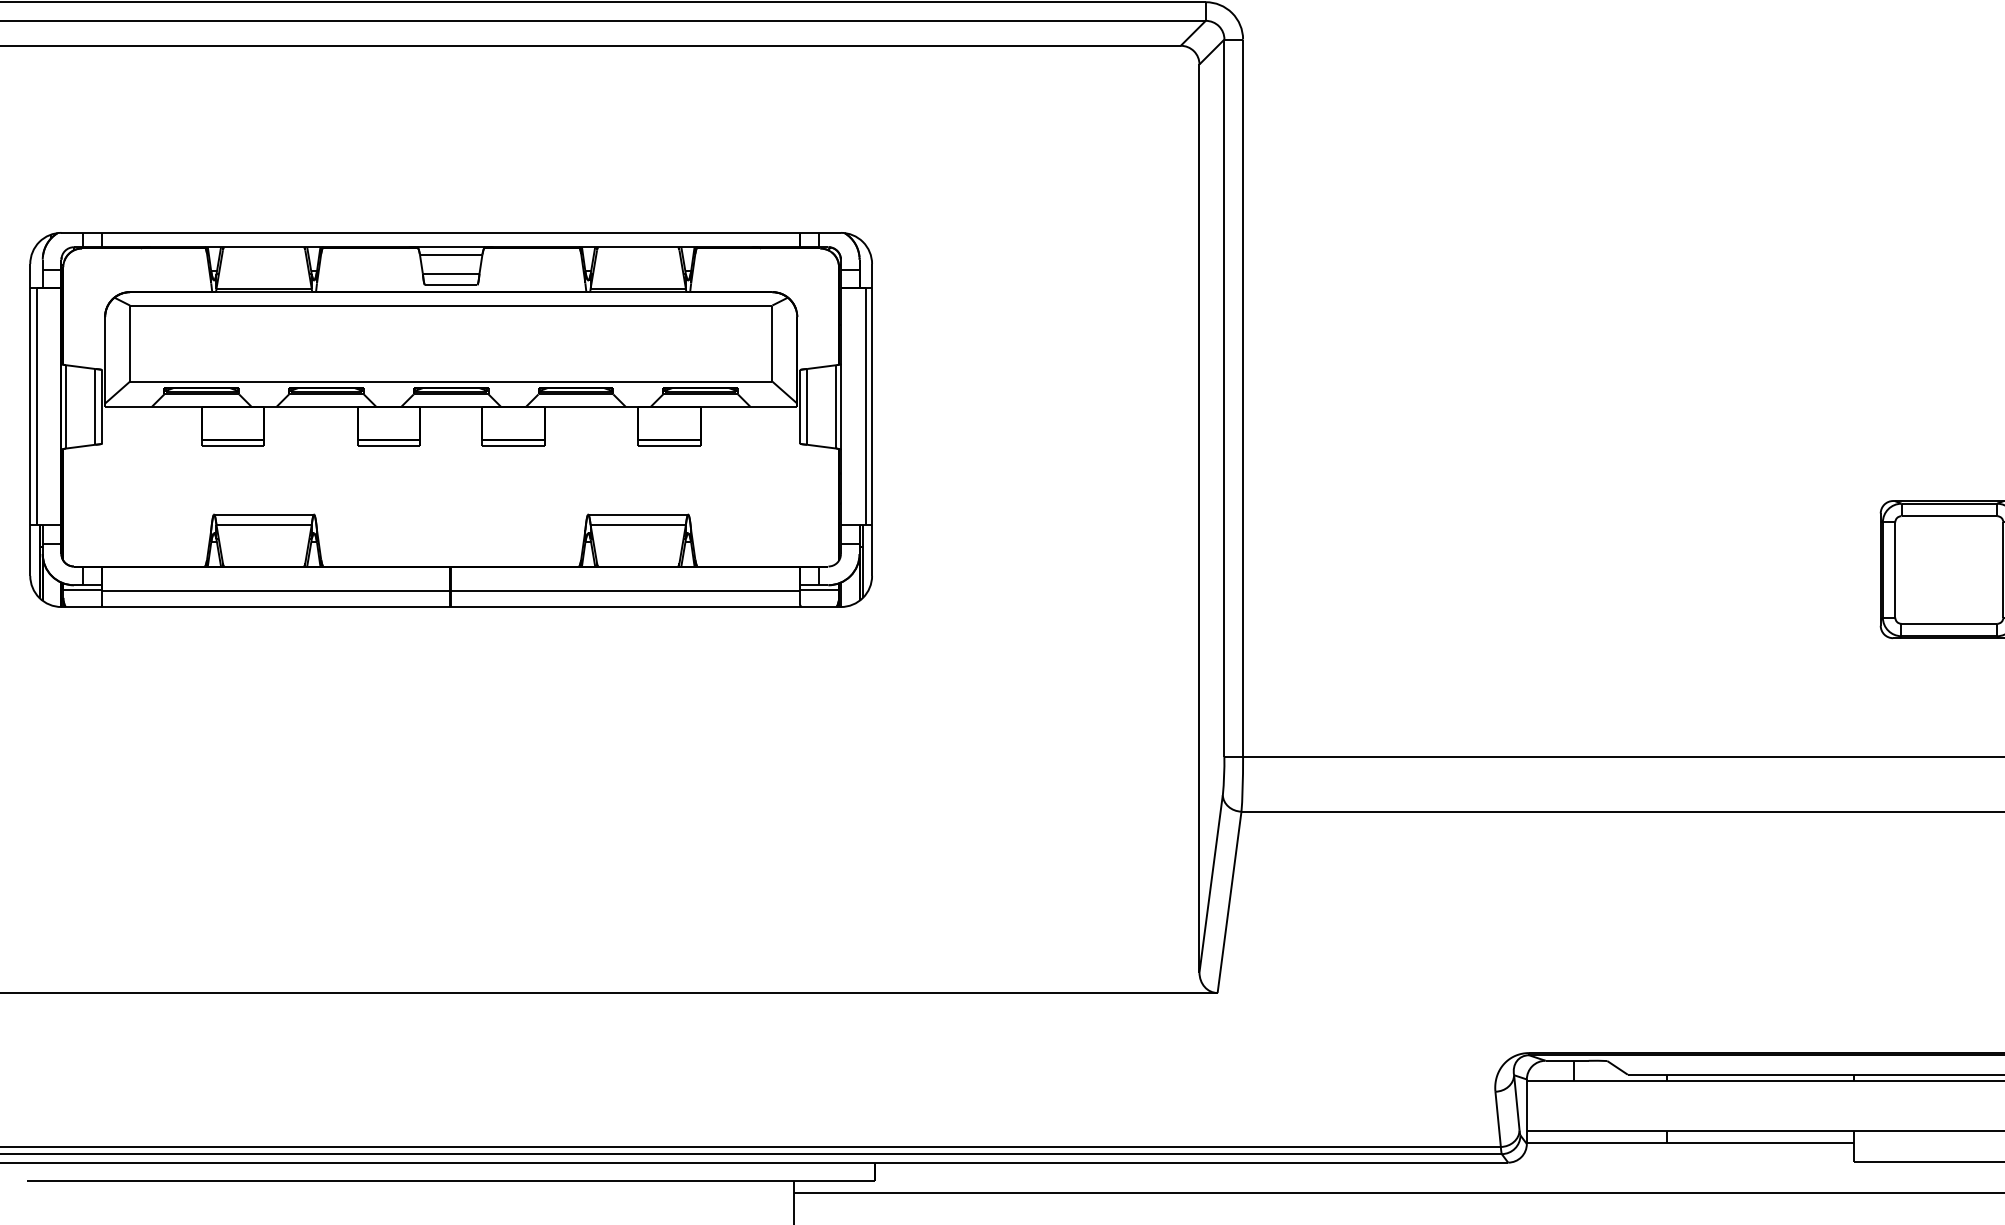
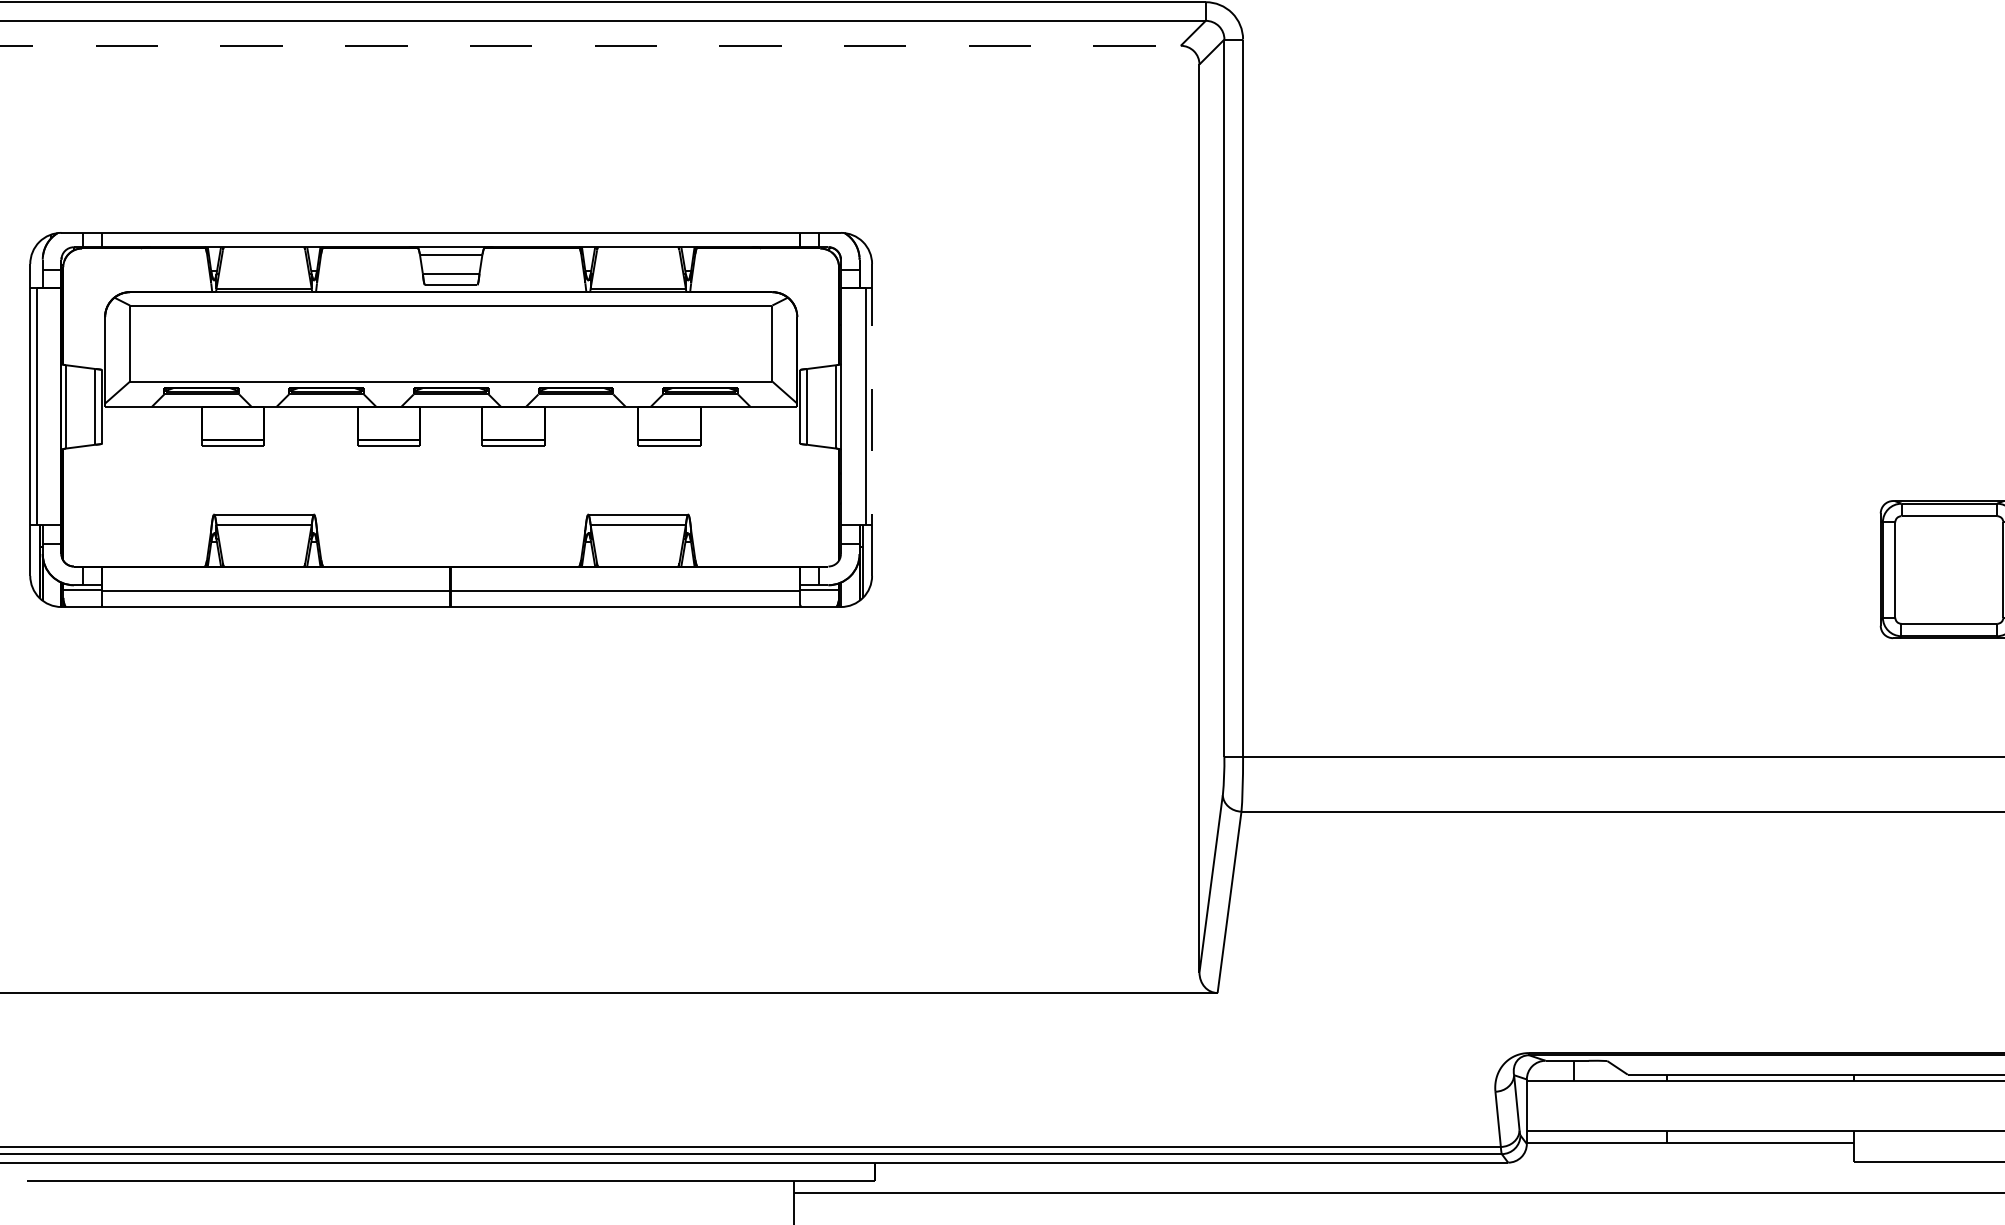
line: solid -> dashed (591, 45)
line: solid -> dashed (872, 419)
